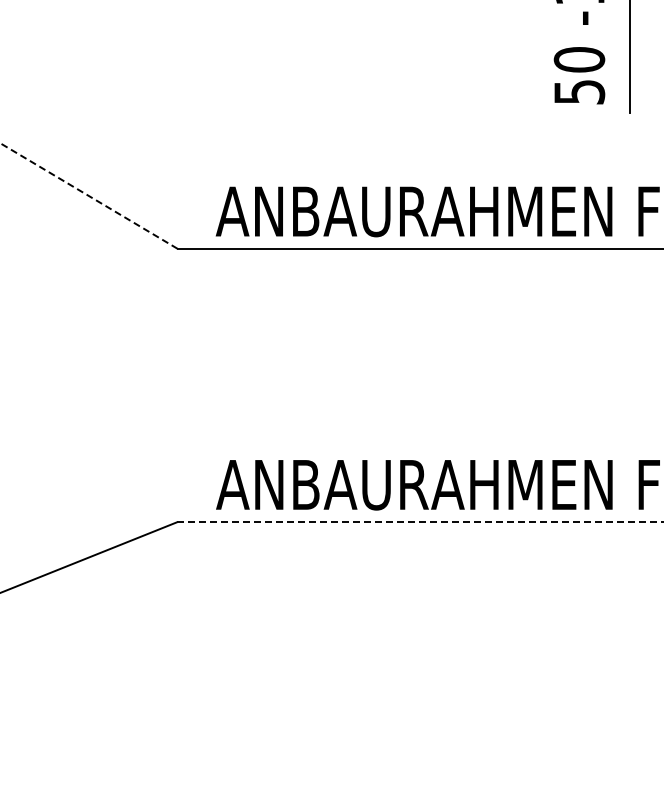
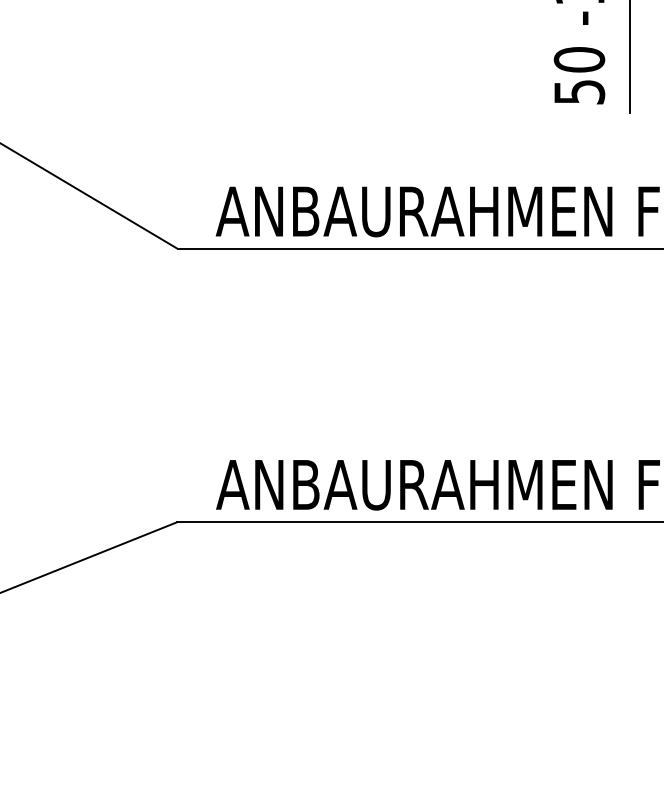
line: dashed -> solid (88, 195)
line: dashed -> solid (421, 522)
